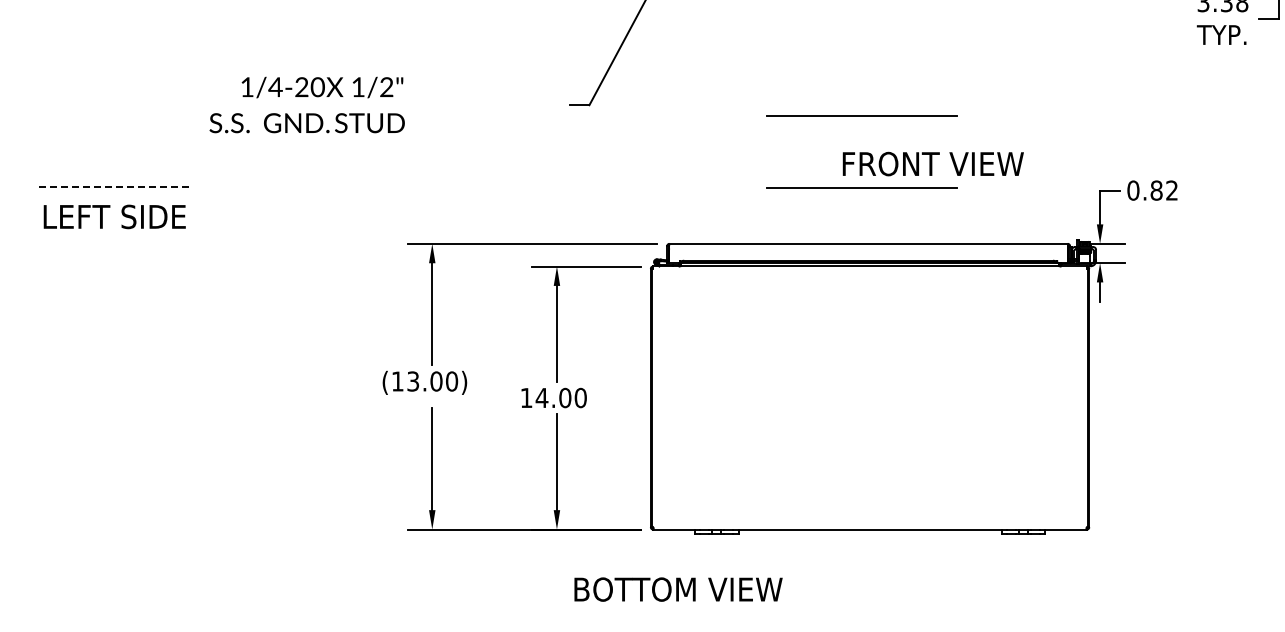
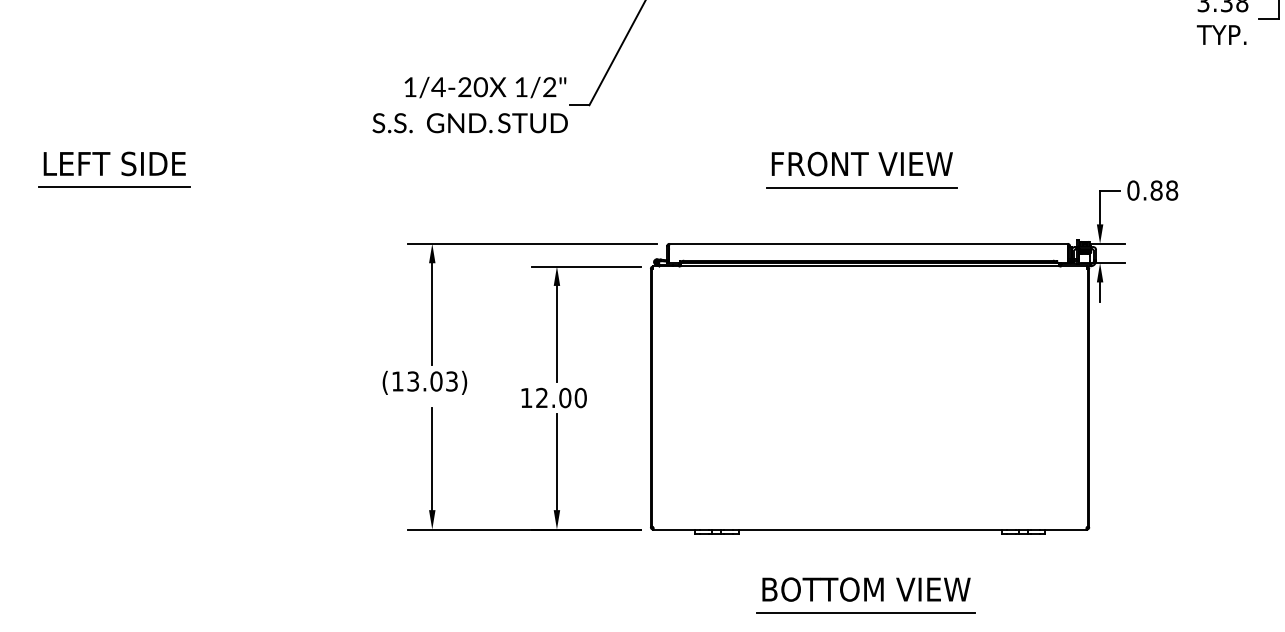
text position: (306, 104) -> (469, 104) (469, 104)
line: present -> none (861, 115)
text position: (932, 163) -> (861, 163) (861, 163)
line: dashed -> solid (114, 187)
text: 0.82 -> 0.88 (1172, 190)
text position: (114, 216) -> (114, 163) (114, 163)
text: 13.00 -> 13.03 (452, 381)
text: 14.00 -> 12.00 (541, 397)
text position: (678, 589) -> (866, 589) (866, 589)
line: none -> present (866, 613)
